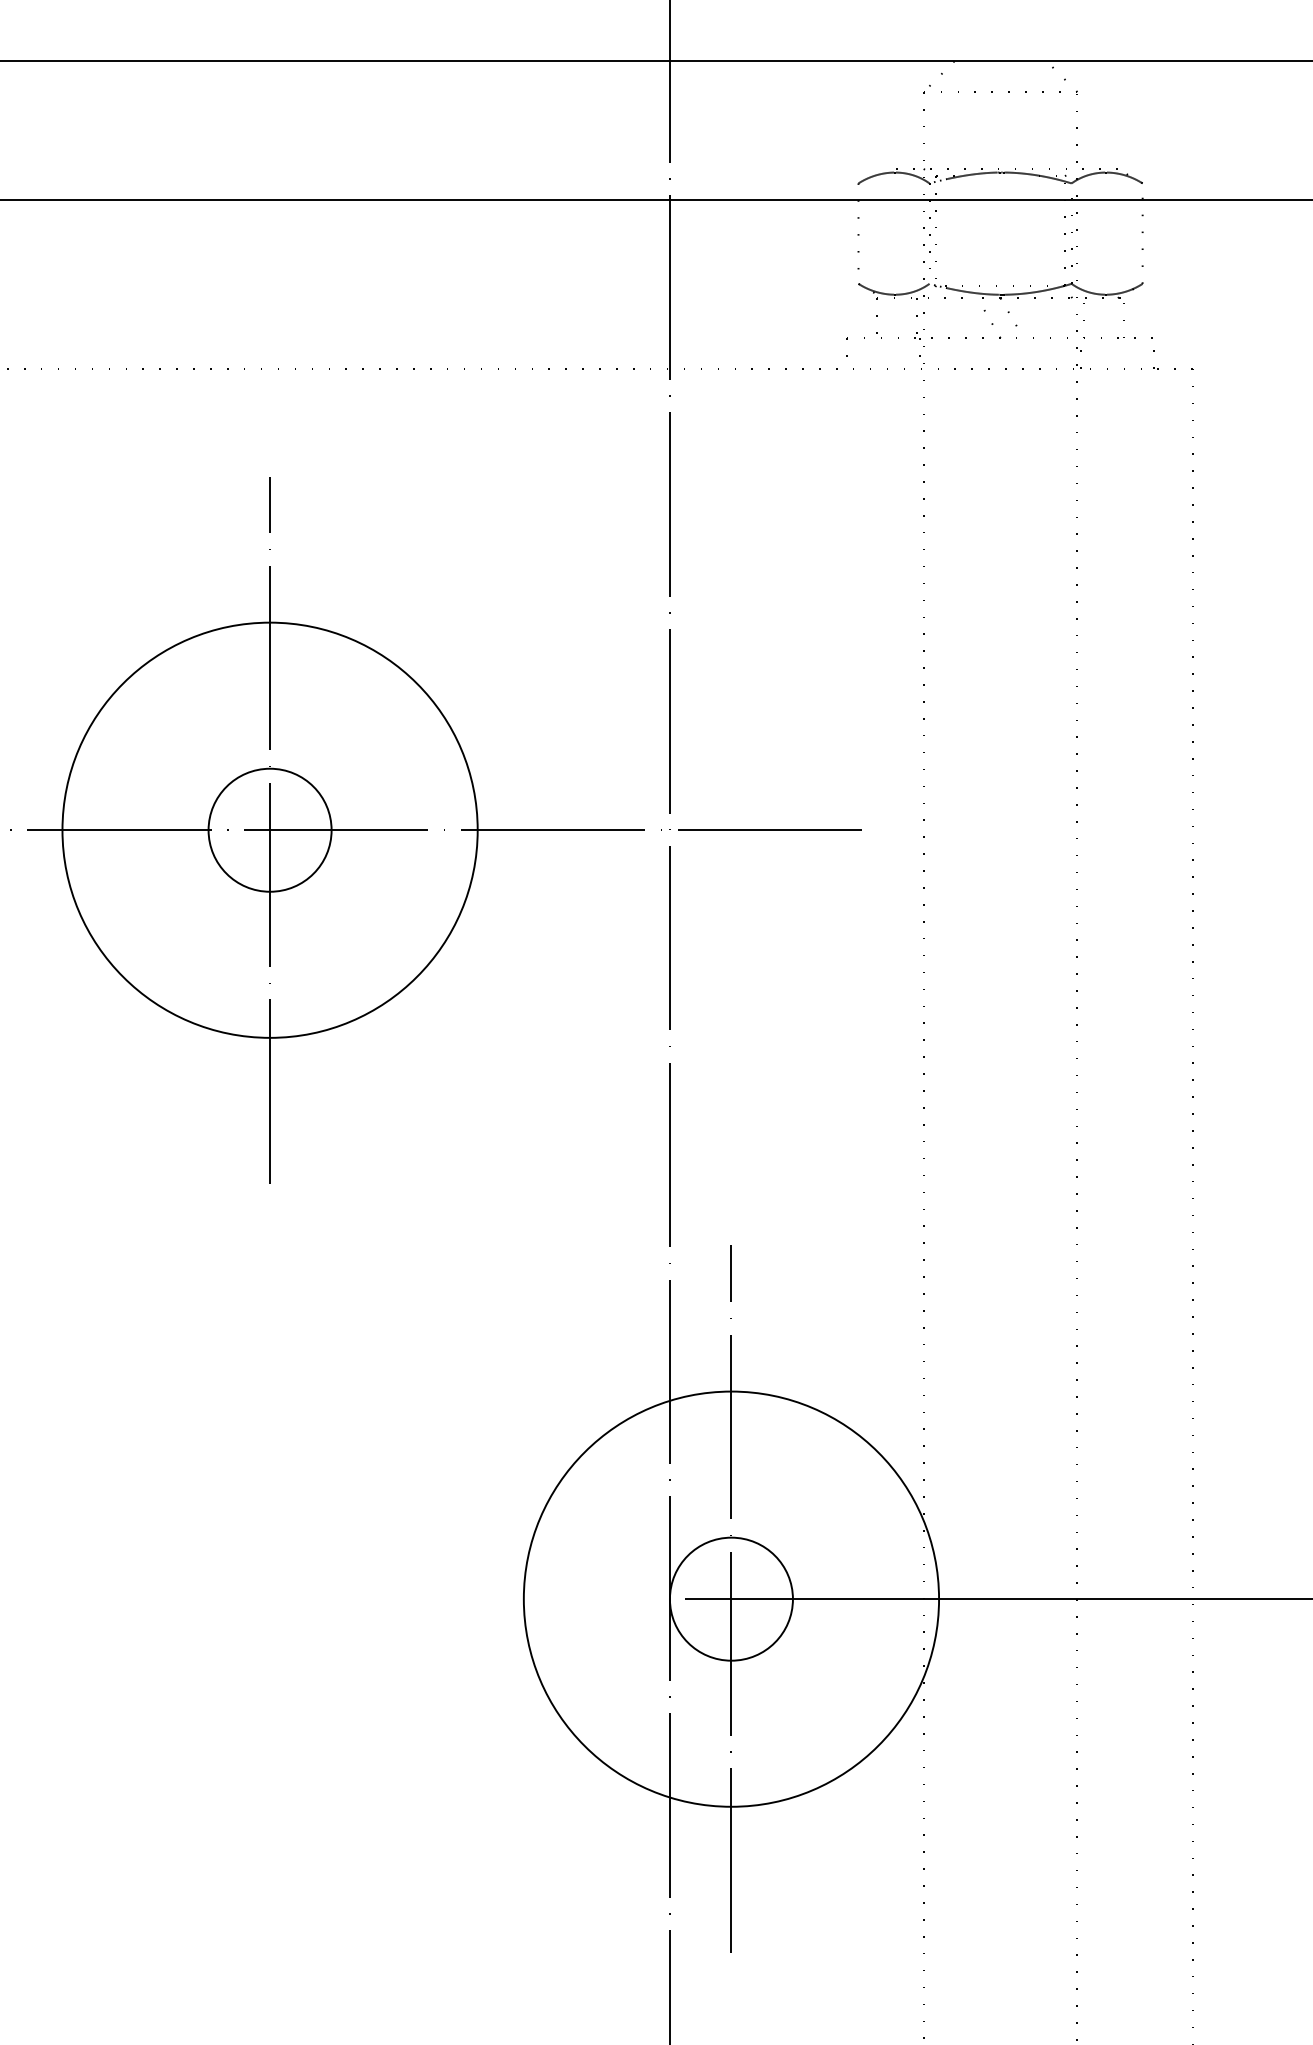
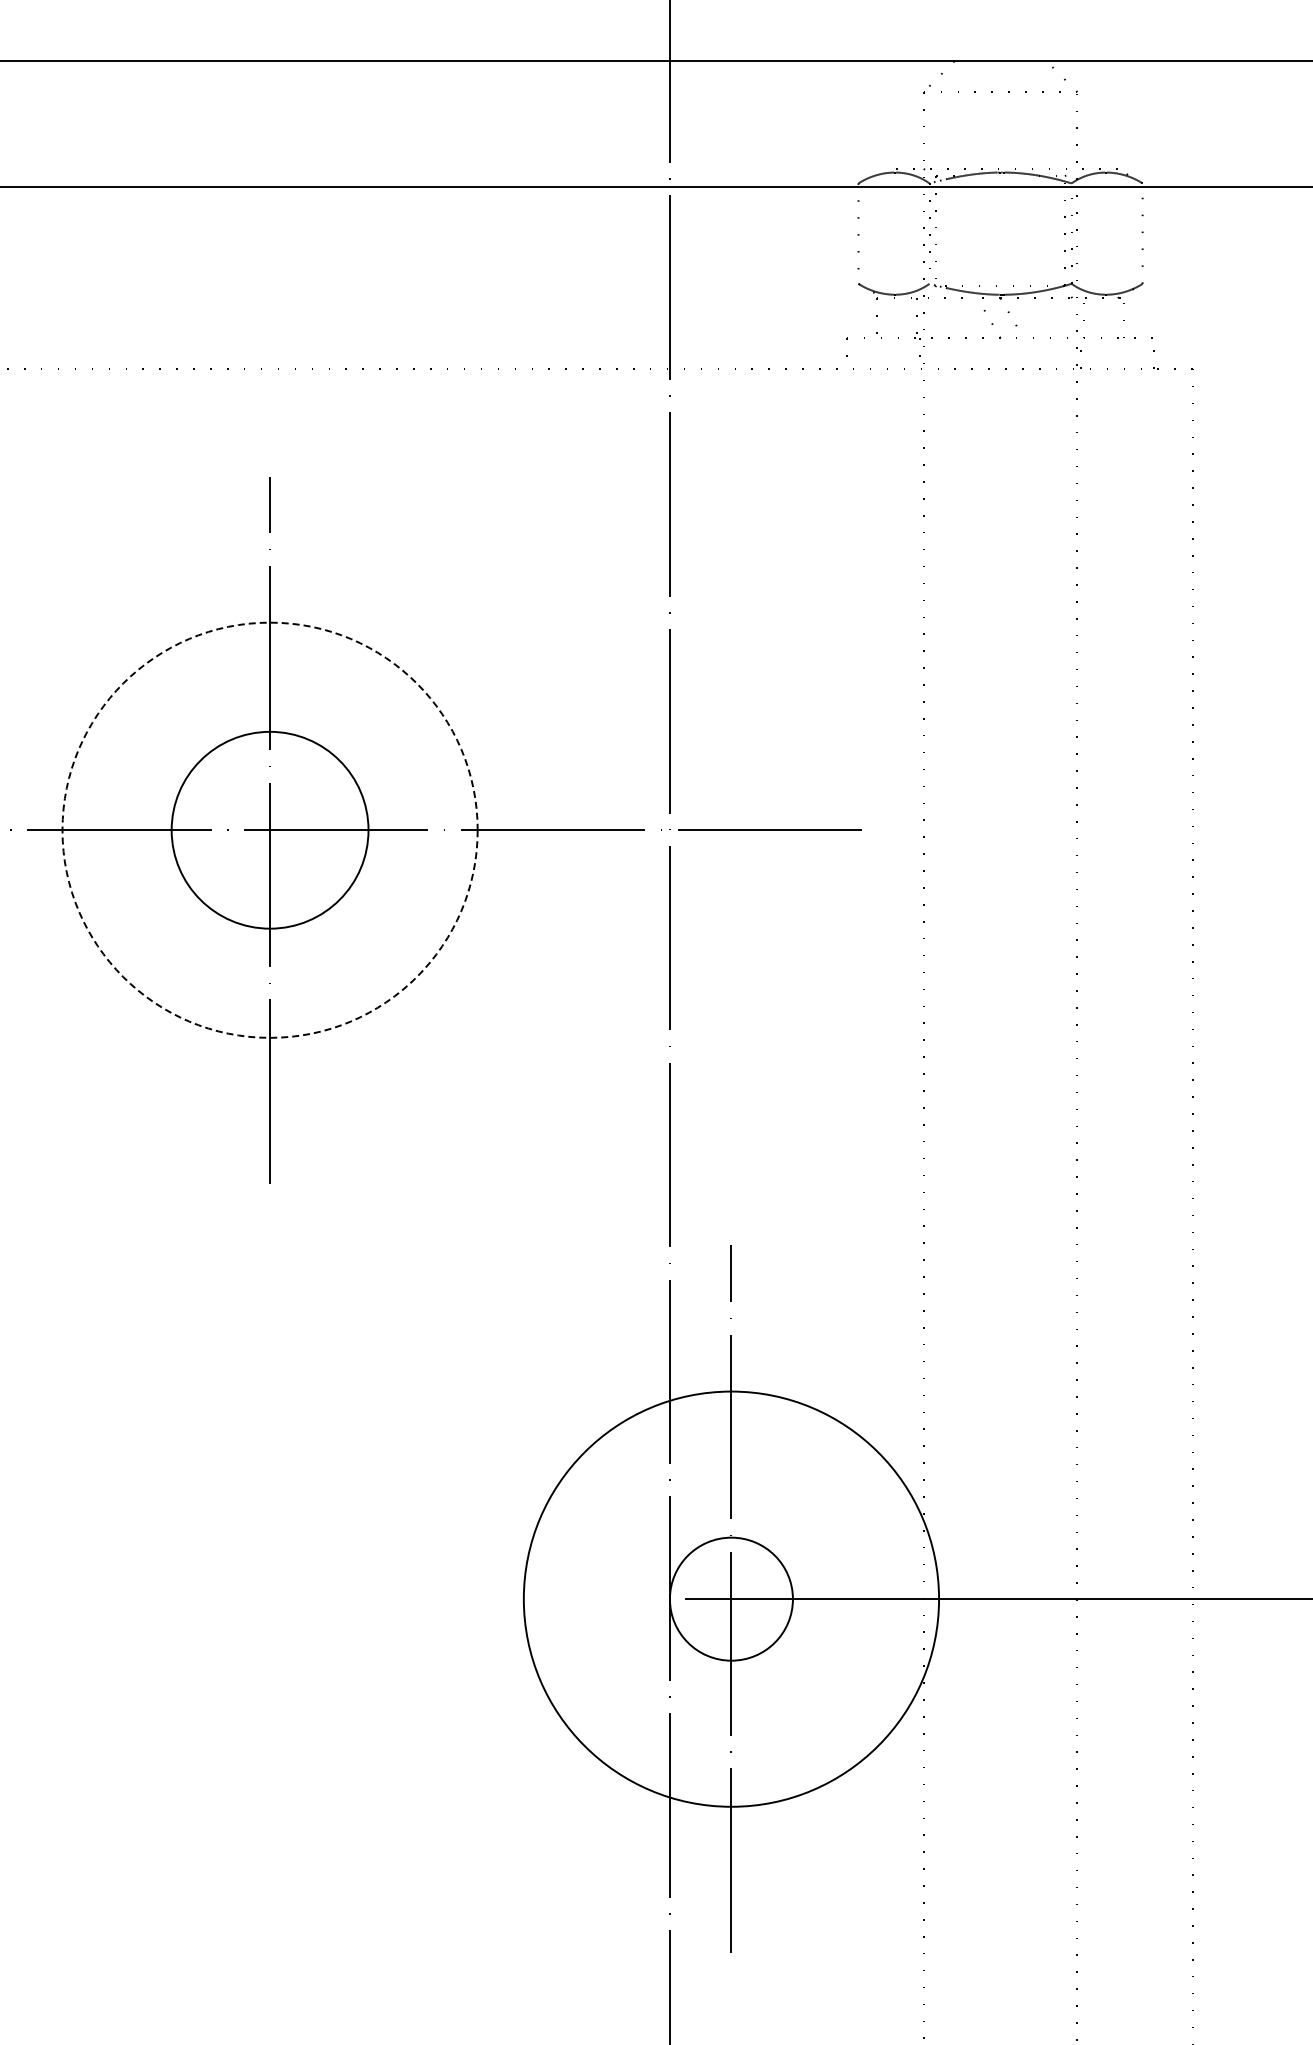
line position: (655, 199) -> (655, 186) (655, 186)
circle diameter: 123 px -> 197 px (269, 829)
circle: solid -> dashed (269, 829)
